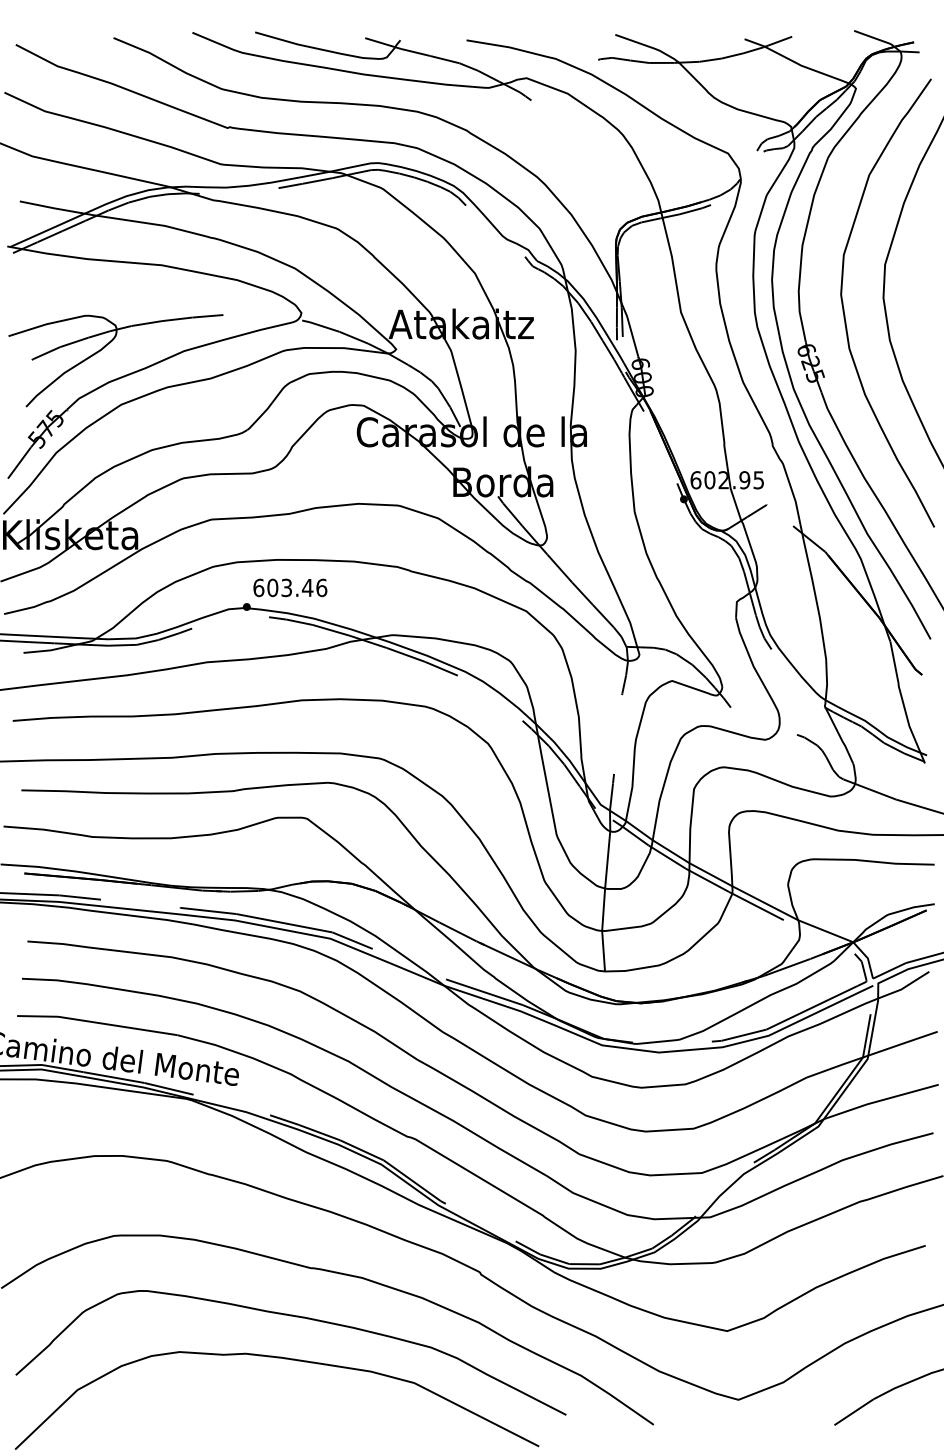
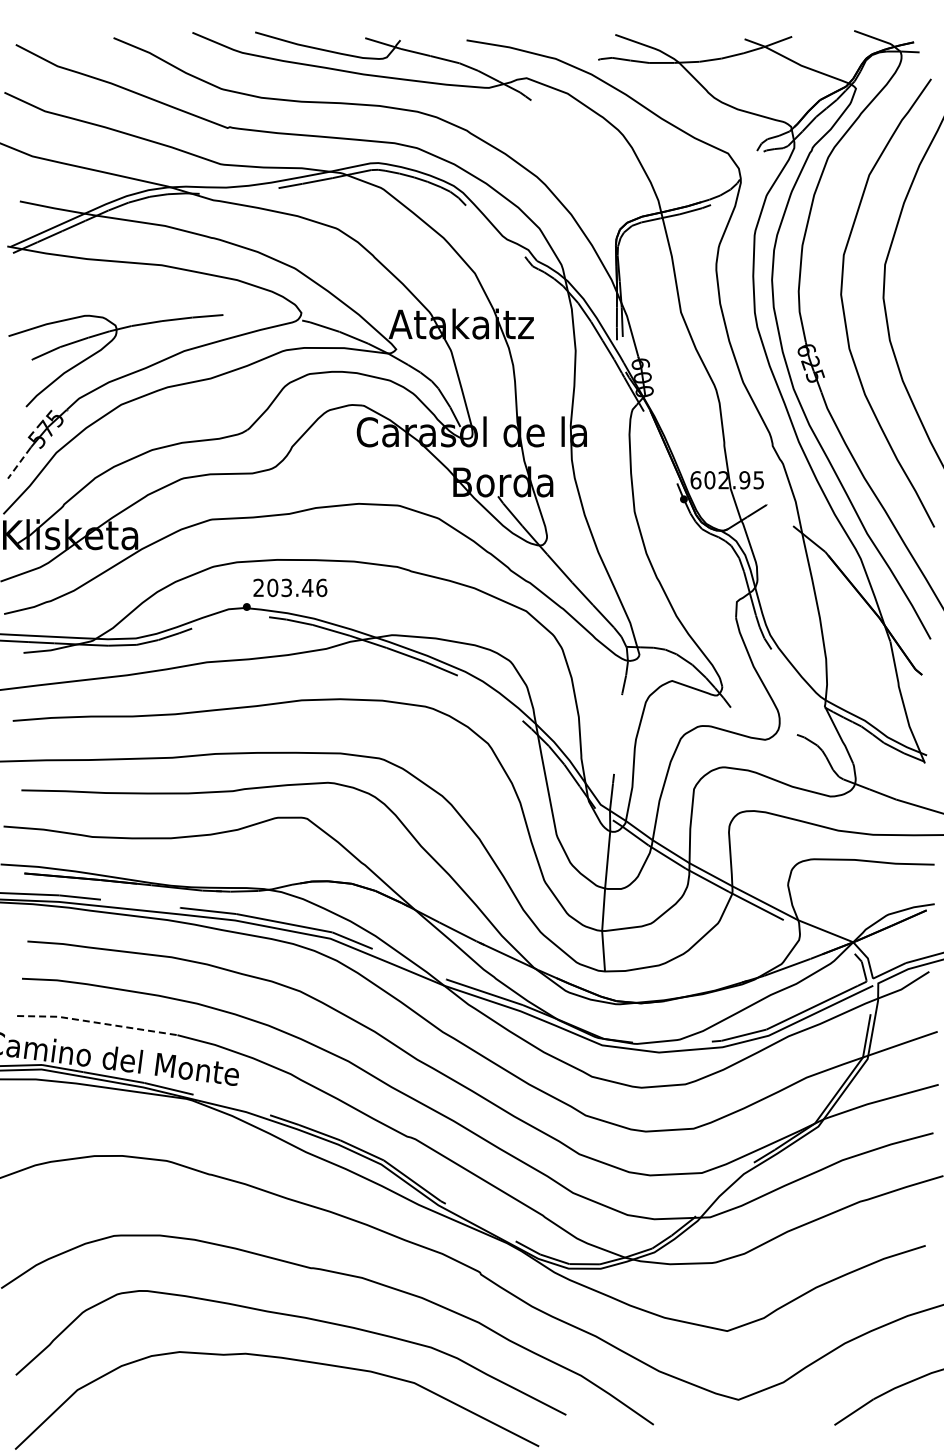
line: solid -> dashed (19, 463)
text: 603.46 -> 203.46 (258, 587)
line: solid -> dashed (96, 1022)
